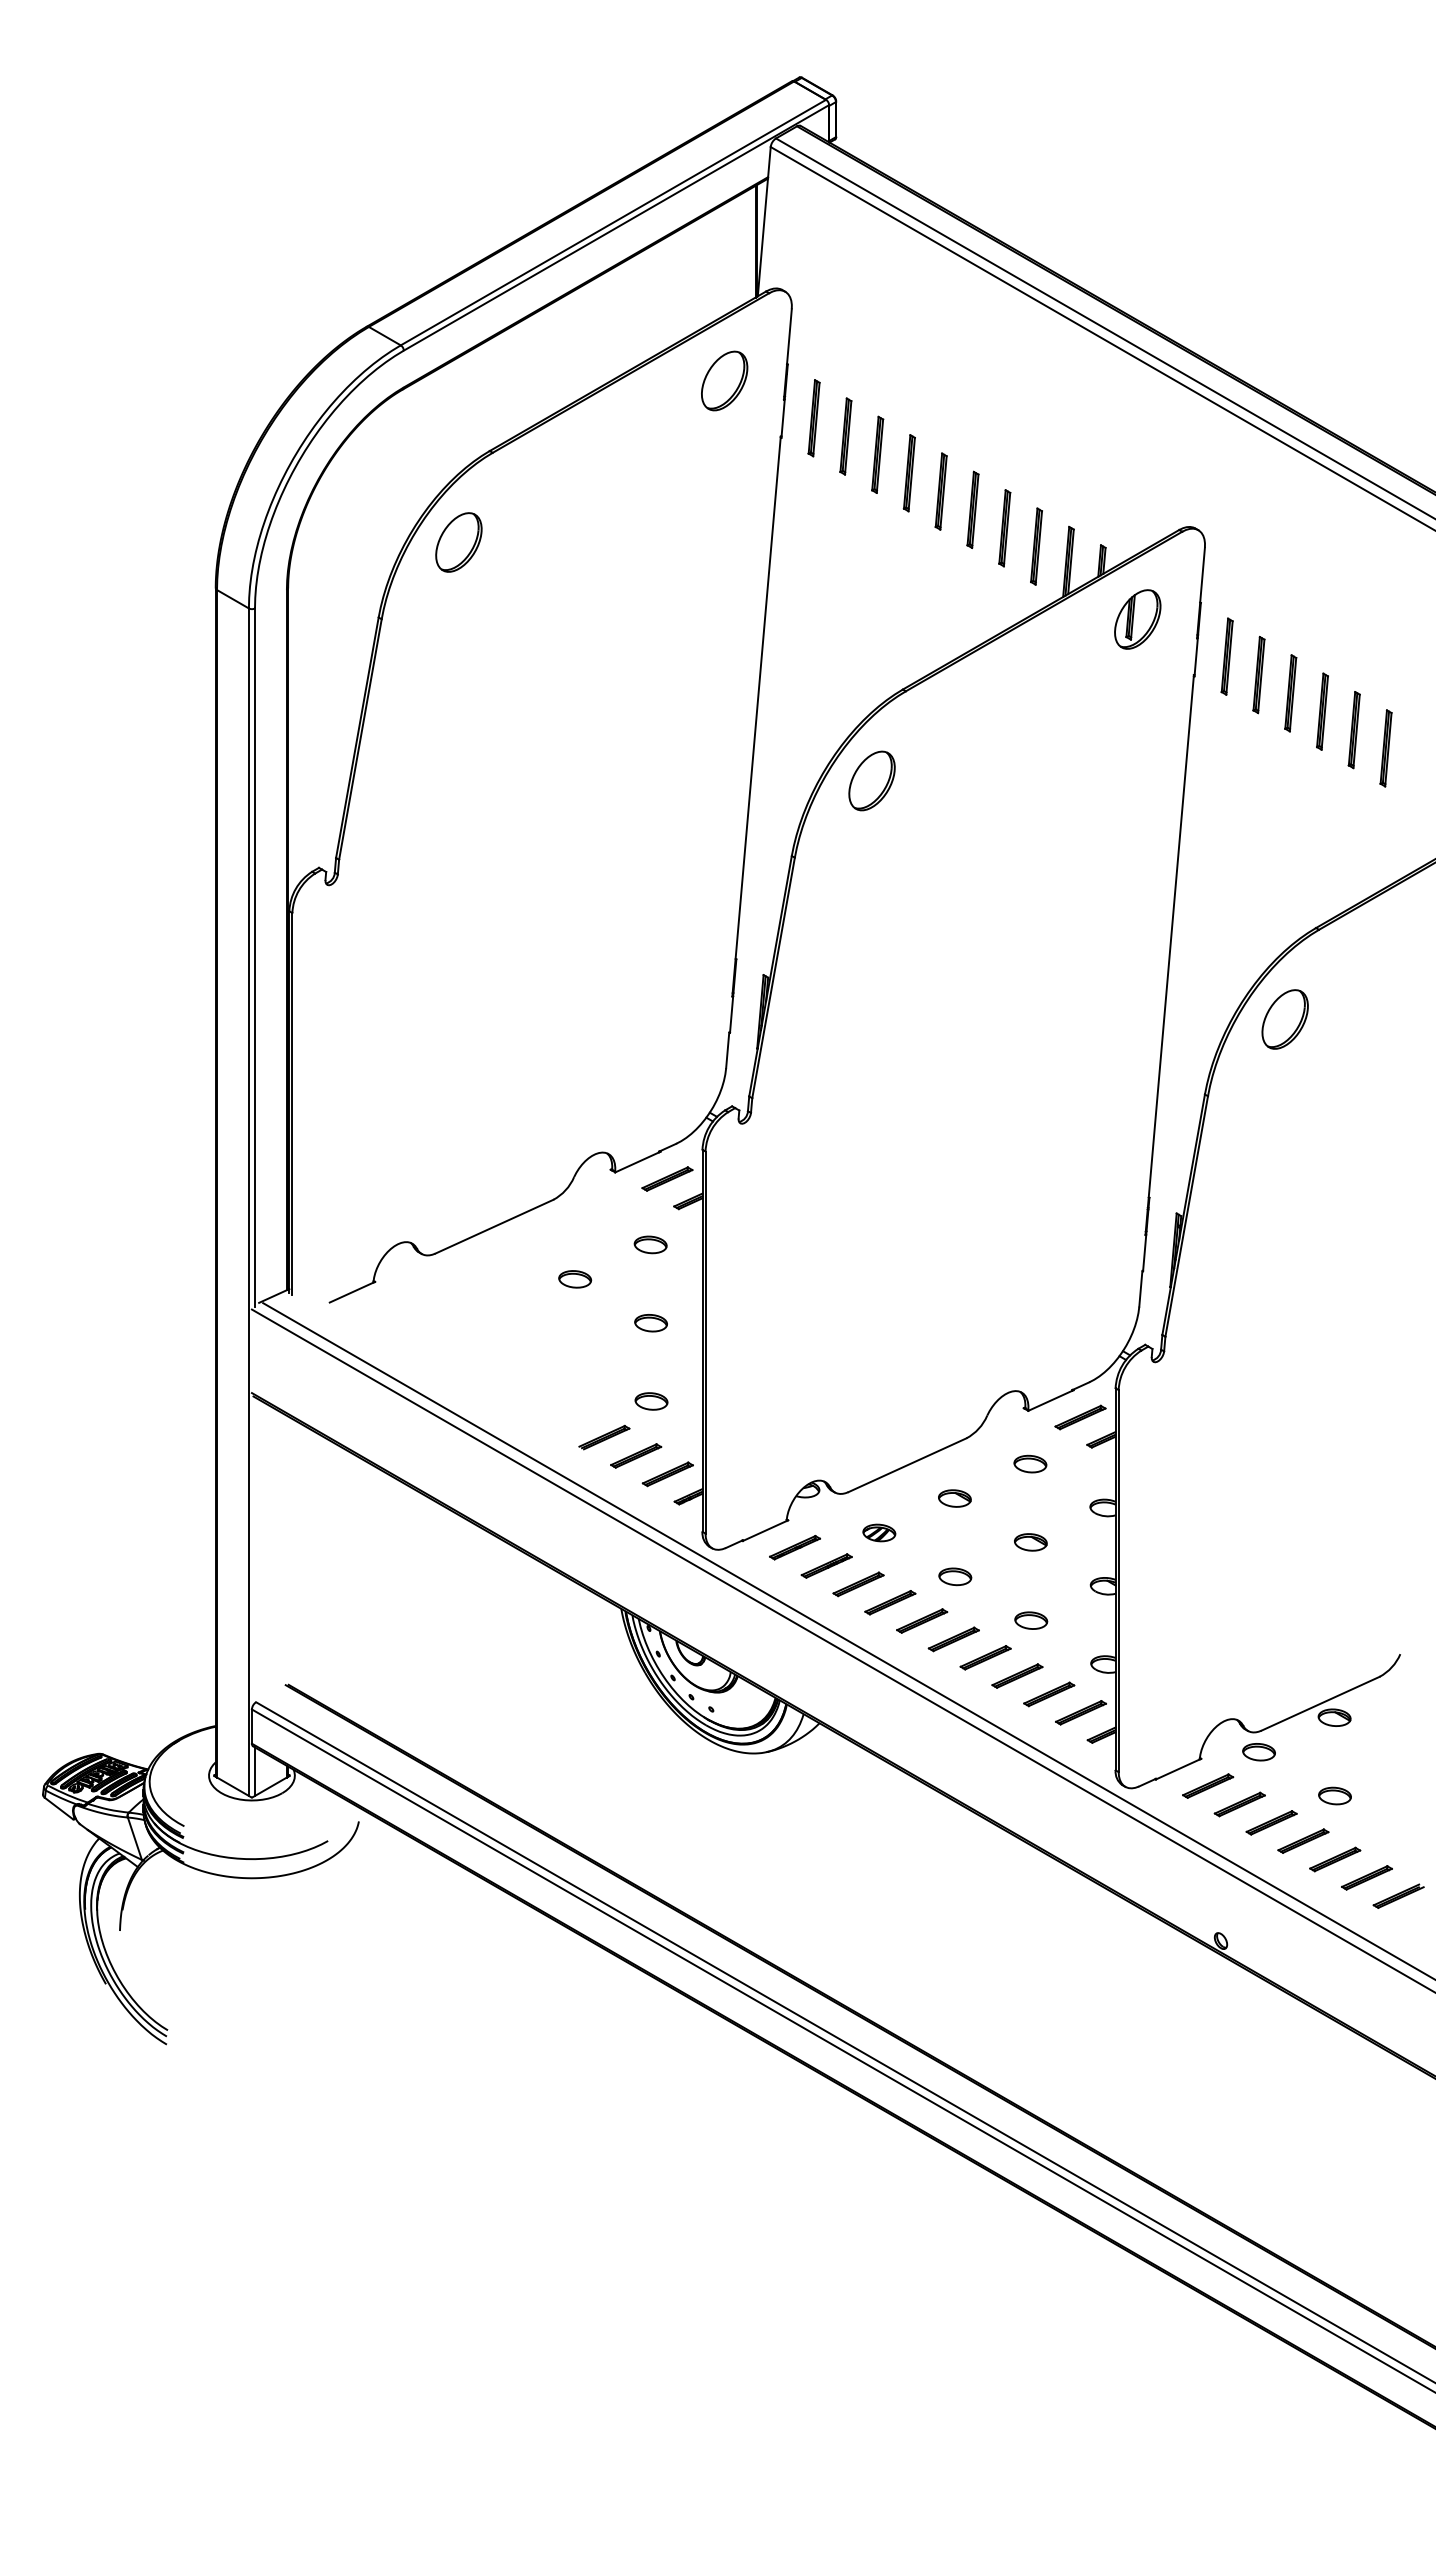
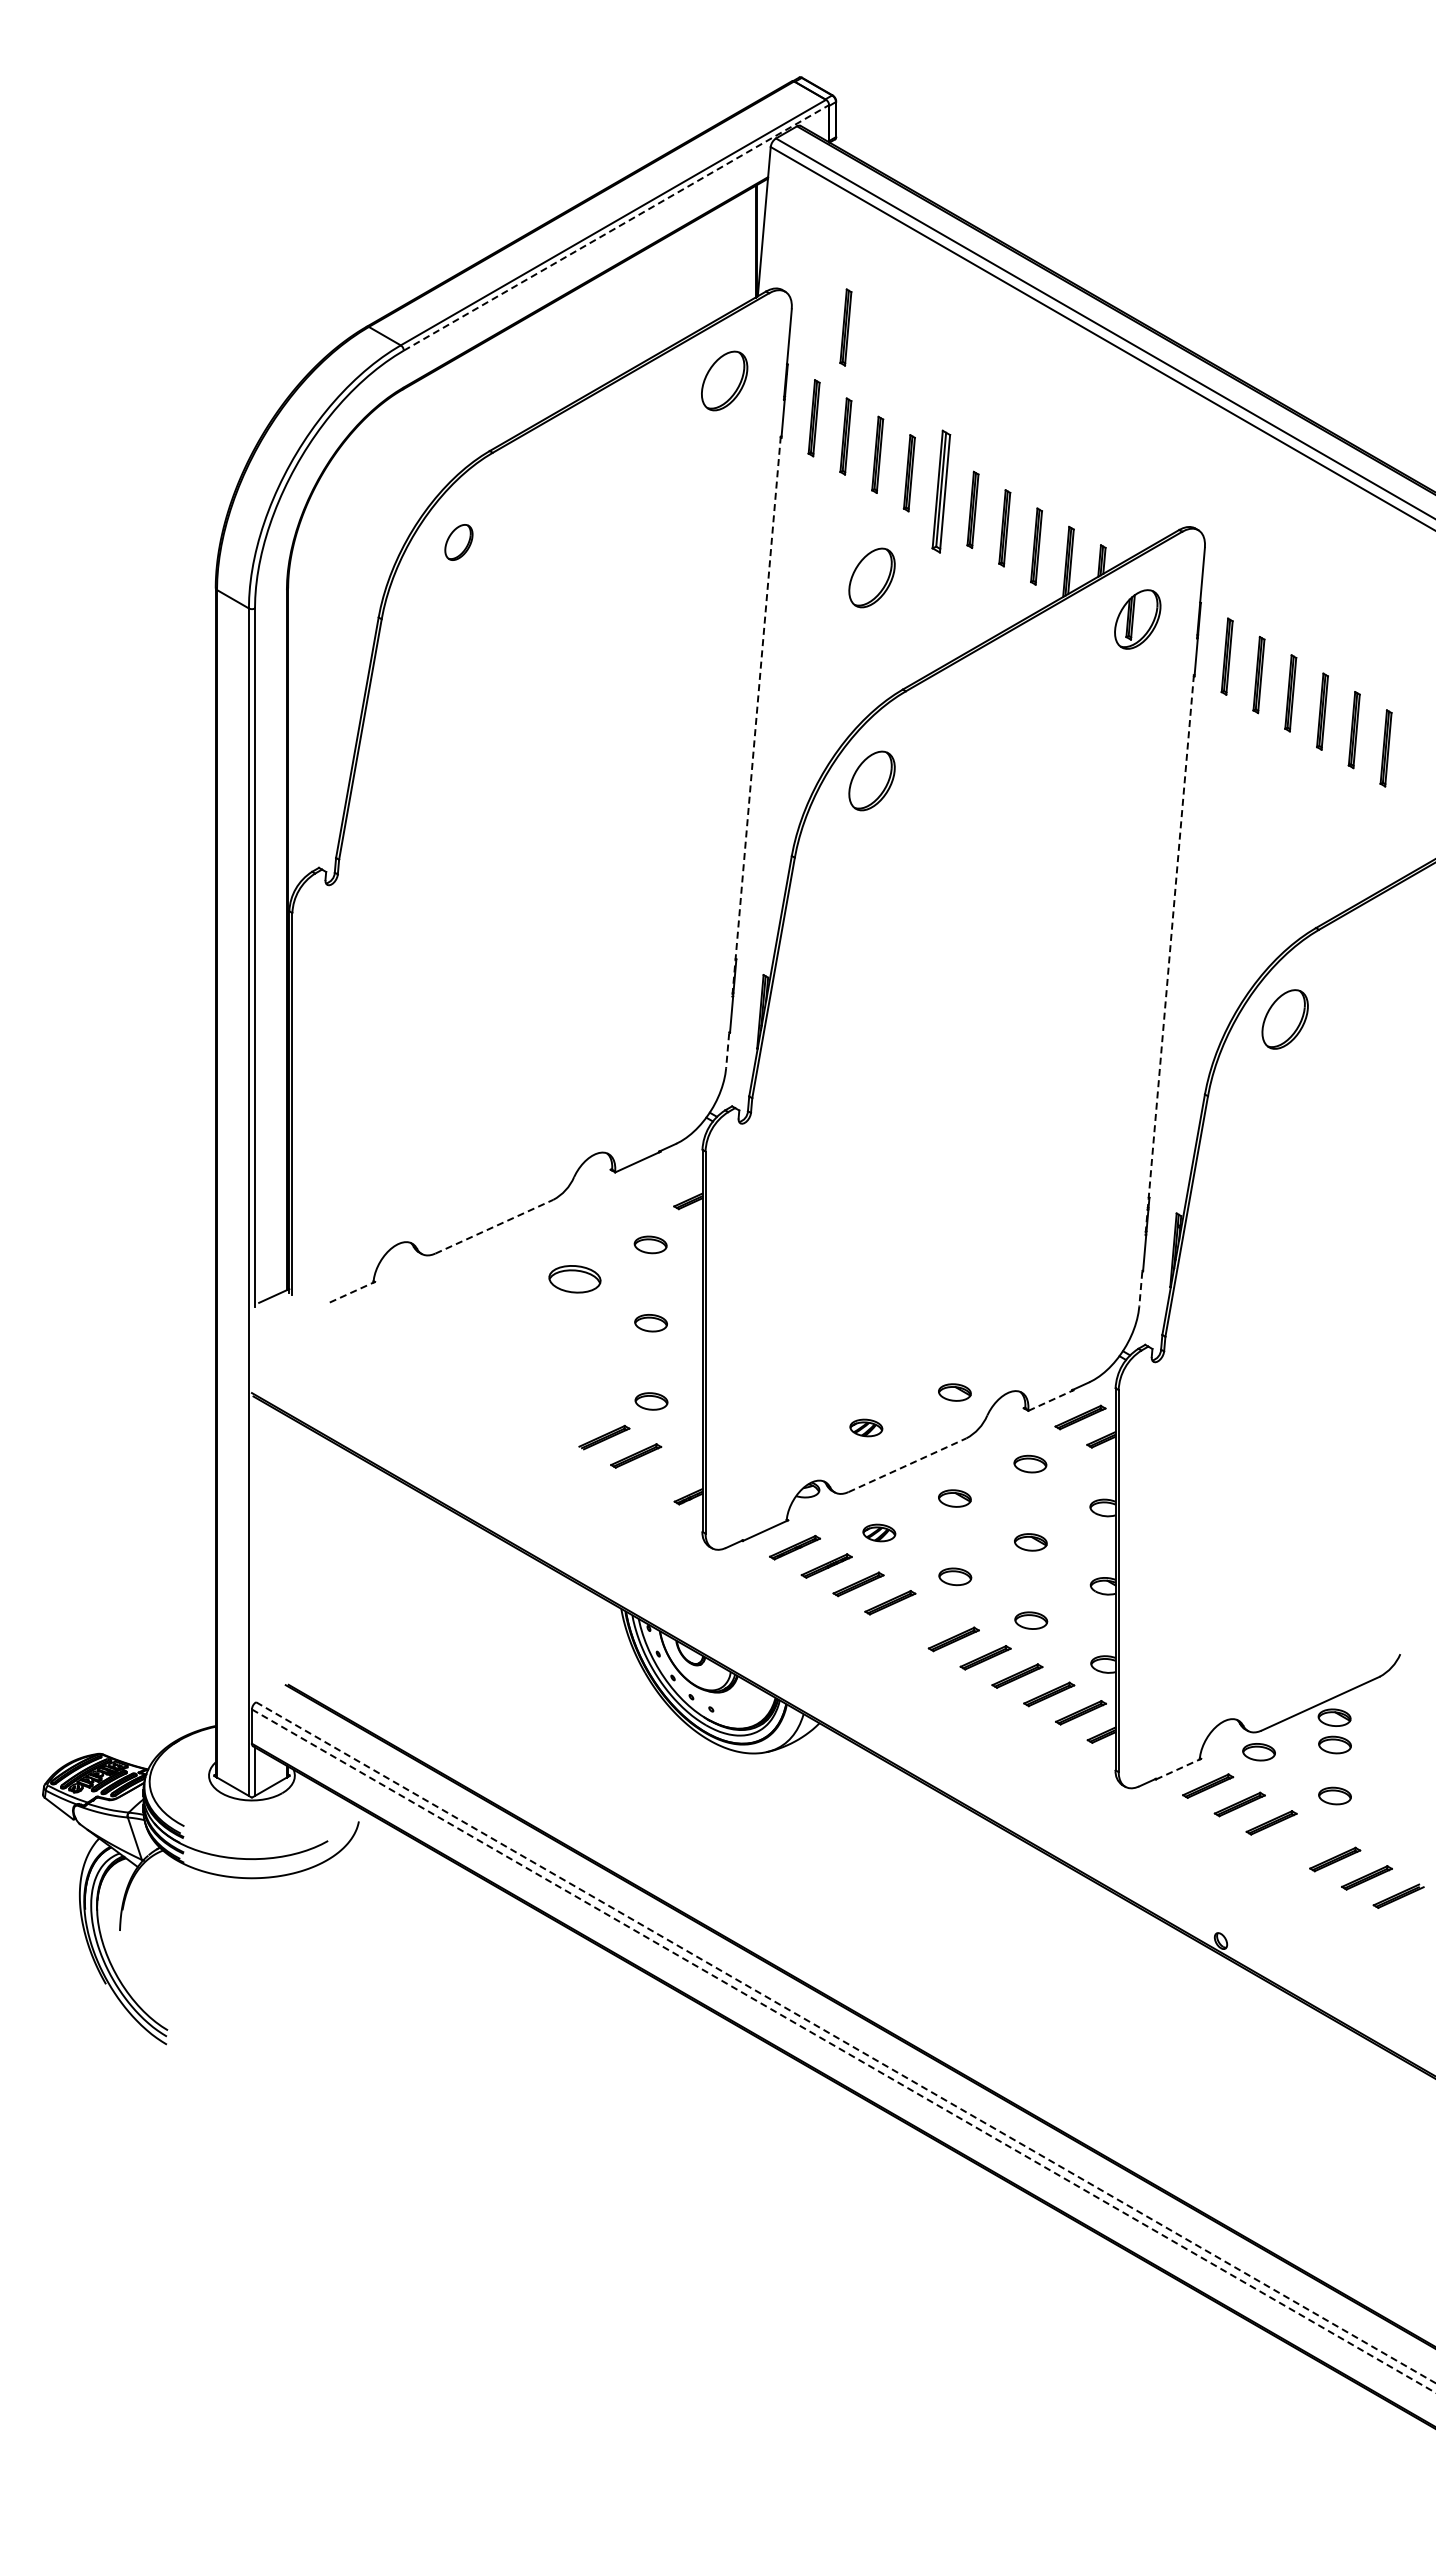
line: solid -> dashed (616, 227)
part: none -> present (845, 327)
part size: 14x79 px -> 21x125 px (941, 491)
part size: 48x61 px -> 30x37 px (458, 542)
part: none -> present (871, 577)
line: solid -> dashed (756, 717)
line: solid -> dashed (1169, 955)
line: solid -> dashed (727, 1050)
part: present -> none (667, 1178)
line: solid -> dashed (494, 1226)
part size: 35x19 px -> 54x29 px (574, 1279)
line: solid -> dashed (1140, 1289)
line: solid -> dashed (352, 1292)
part: none -> present (954, 1392)
line: solid -> dashed (1051, 1400)
part: none -> present (866, 1427)
line: solid -> dashed (907, 1465)
part: present -> none (667, 1474)
part: present -> none (922, 1620)
line: present -> none (847, 1640)
line: present -> none (841, 1650)
part: none -> present (1334, 1744)
line: solid -> dashed (1178, 1769)
part: present -> none (1303, 1840)
line: solid -> dashed (845, 2042)
line: solid -> dashed (844, 2051)
